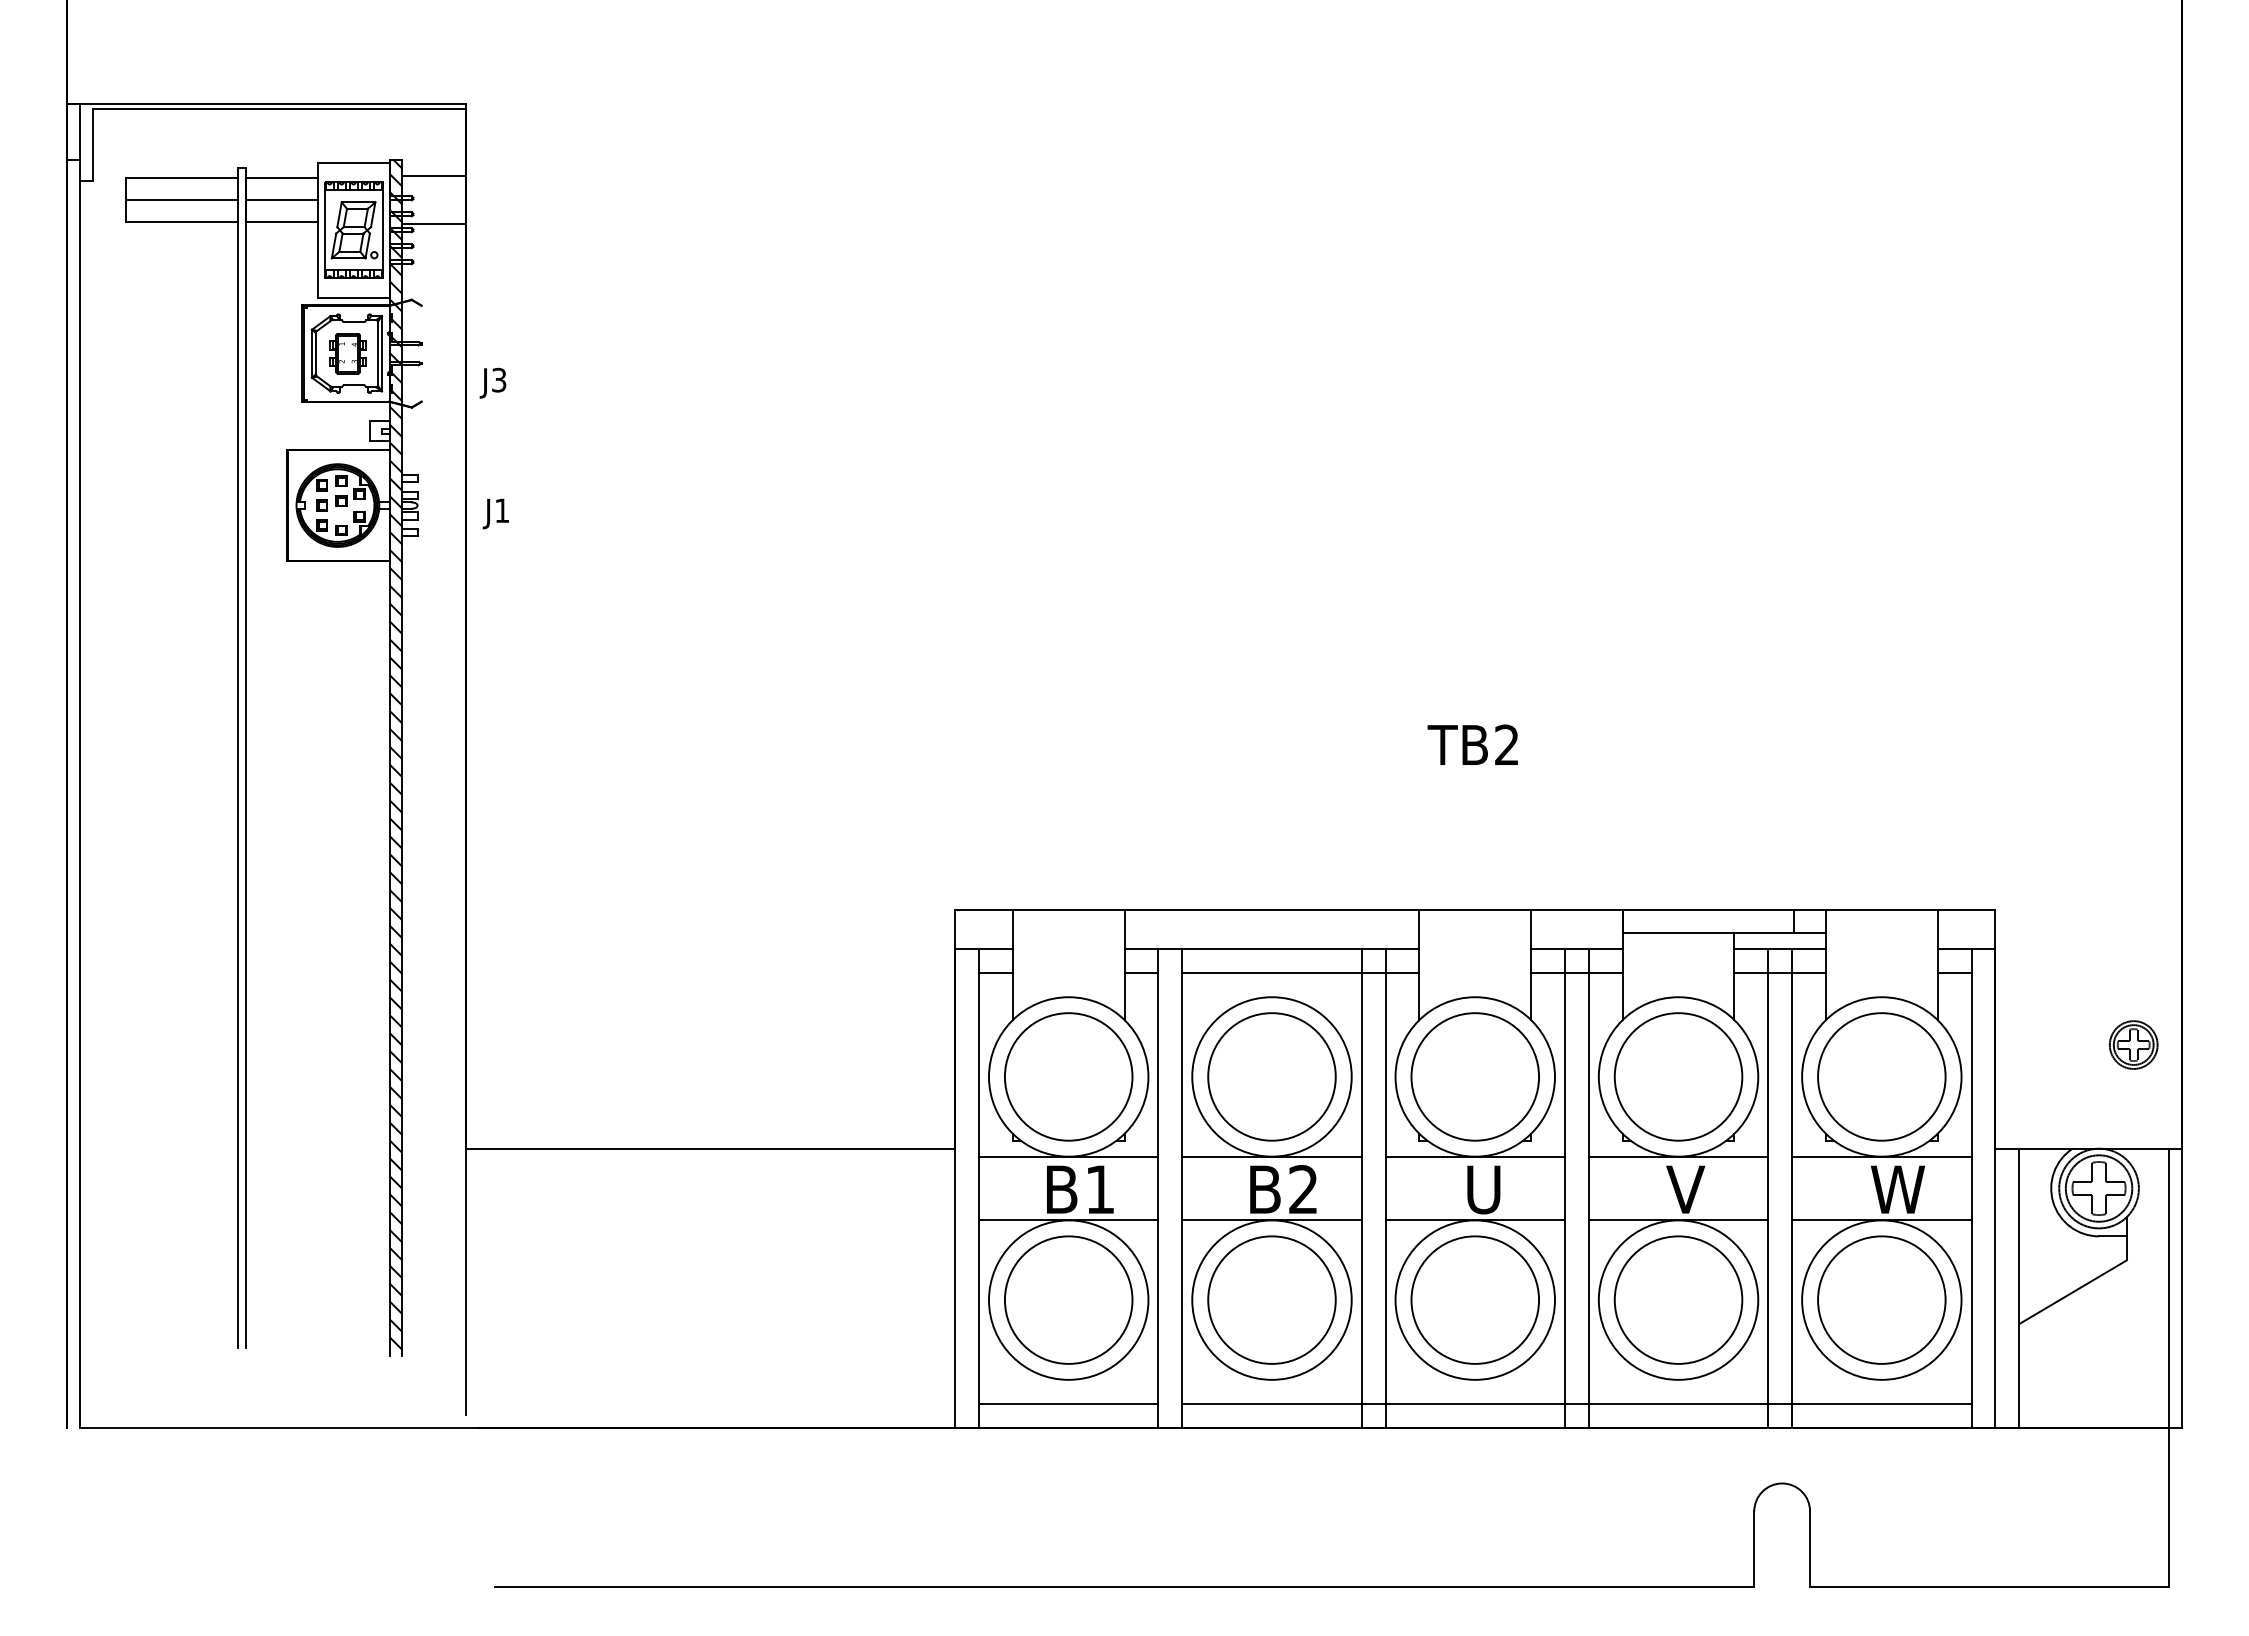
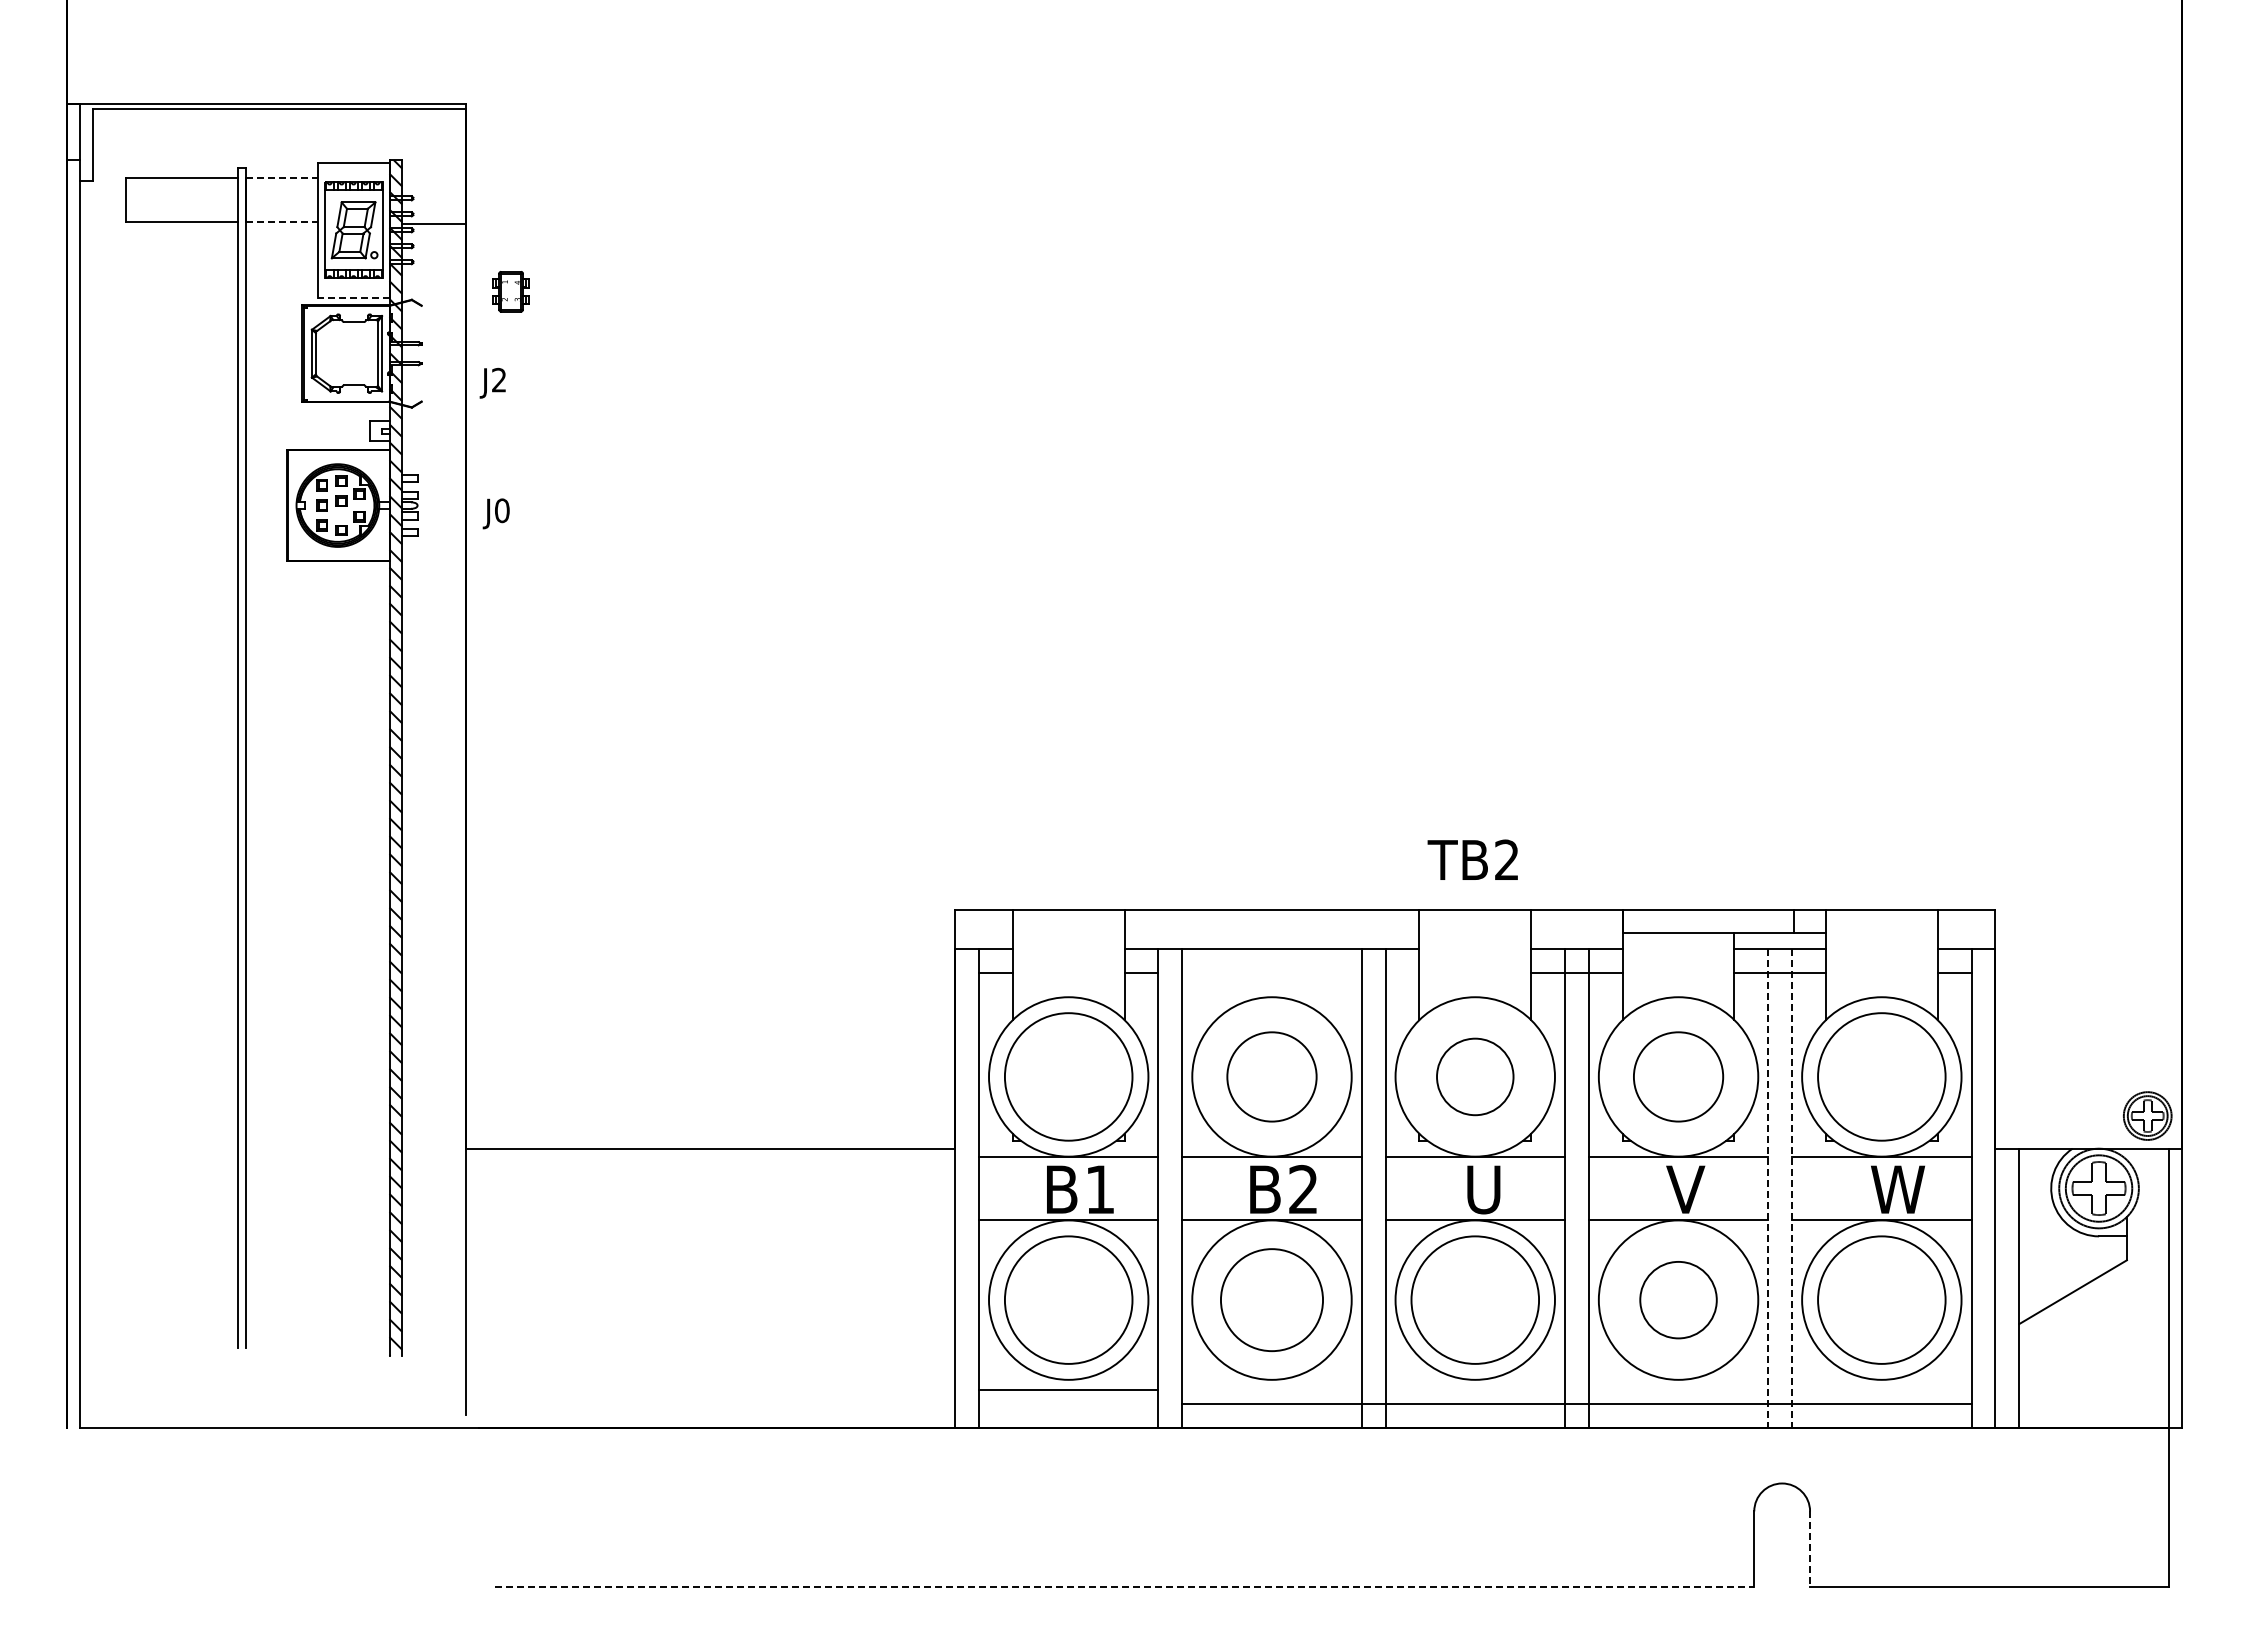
line: present -> none (434, 176)
line: solid -> dashed (281, 178)
line: present -> none (182, 200)
line: present -> none (281, 200)
line: solid -> dashed (281, 221)
line: solid -> dashed (353, 298)
part position: (347, 353) -> (510, 291) (510, 291)
text: J3 -> J2 (499, 380)
text: J1 -> J0 (502, 510)
text position: (1472, 744) -> (1472, 859) (1472, 859)
line: present -> none (1300, 973)
part position: (2133, 1044) -> (2147, 1115) (2147, 1115)
circle size: 130x130 px -> 92x92 px (1271, 1076)
circle diameter: 128 px -> 77 px (1475, 1076)
circle diameter: 128 px -> 89 px (1678, 1076)
line: solid -> dashed (1768, 1189)
line: solid -> dashed (1792, 1189)
circle diameter: 128 px -> 102 px (1271, 1300)
circle diameter: 128 px -> 77 px (1678, 1299)
line position: (1068, 1403) -> (1068, 1389) (1068, 1389)
line: solid -> dashed (1810, 1549)
line: solid -> dashed (1124, 1587)
